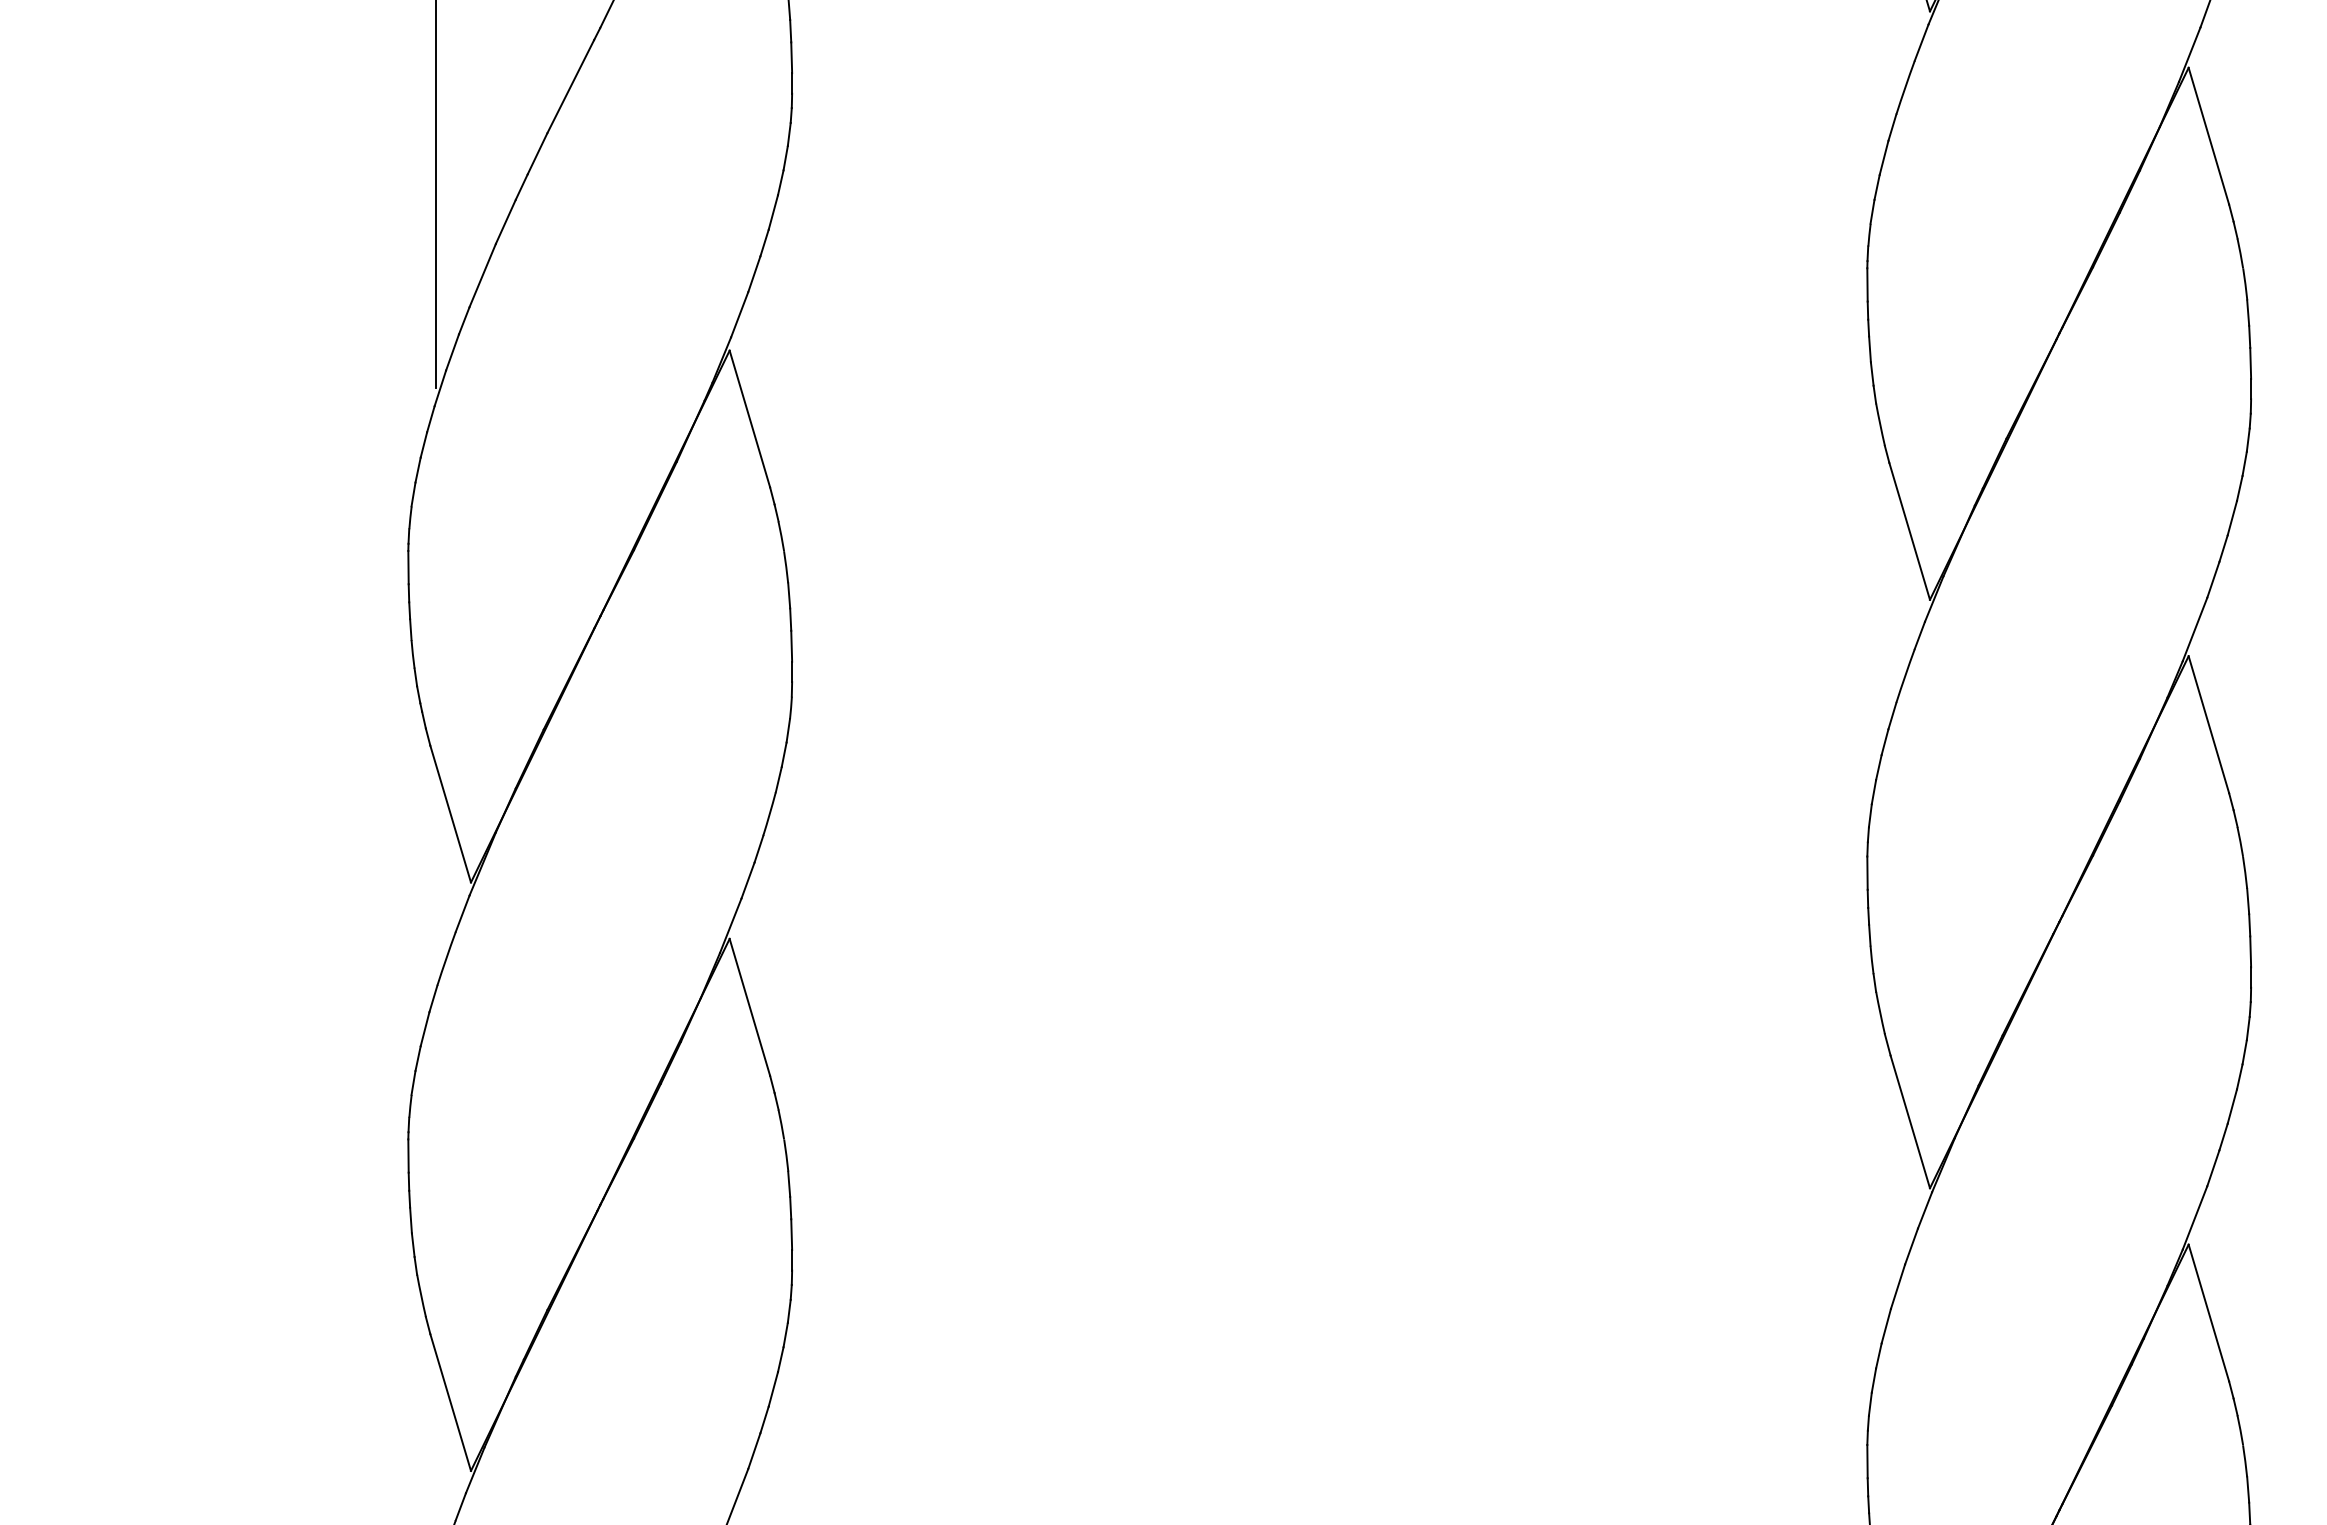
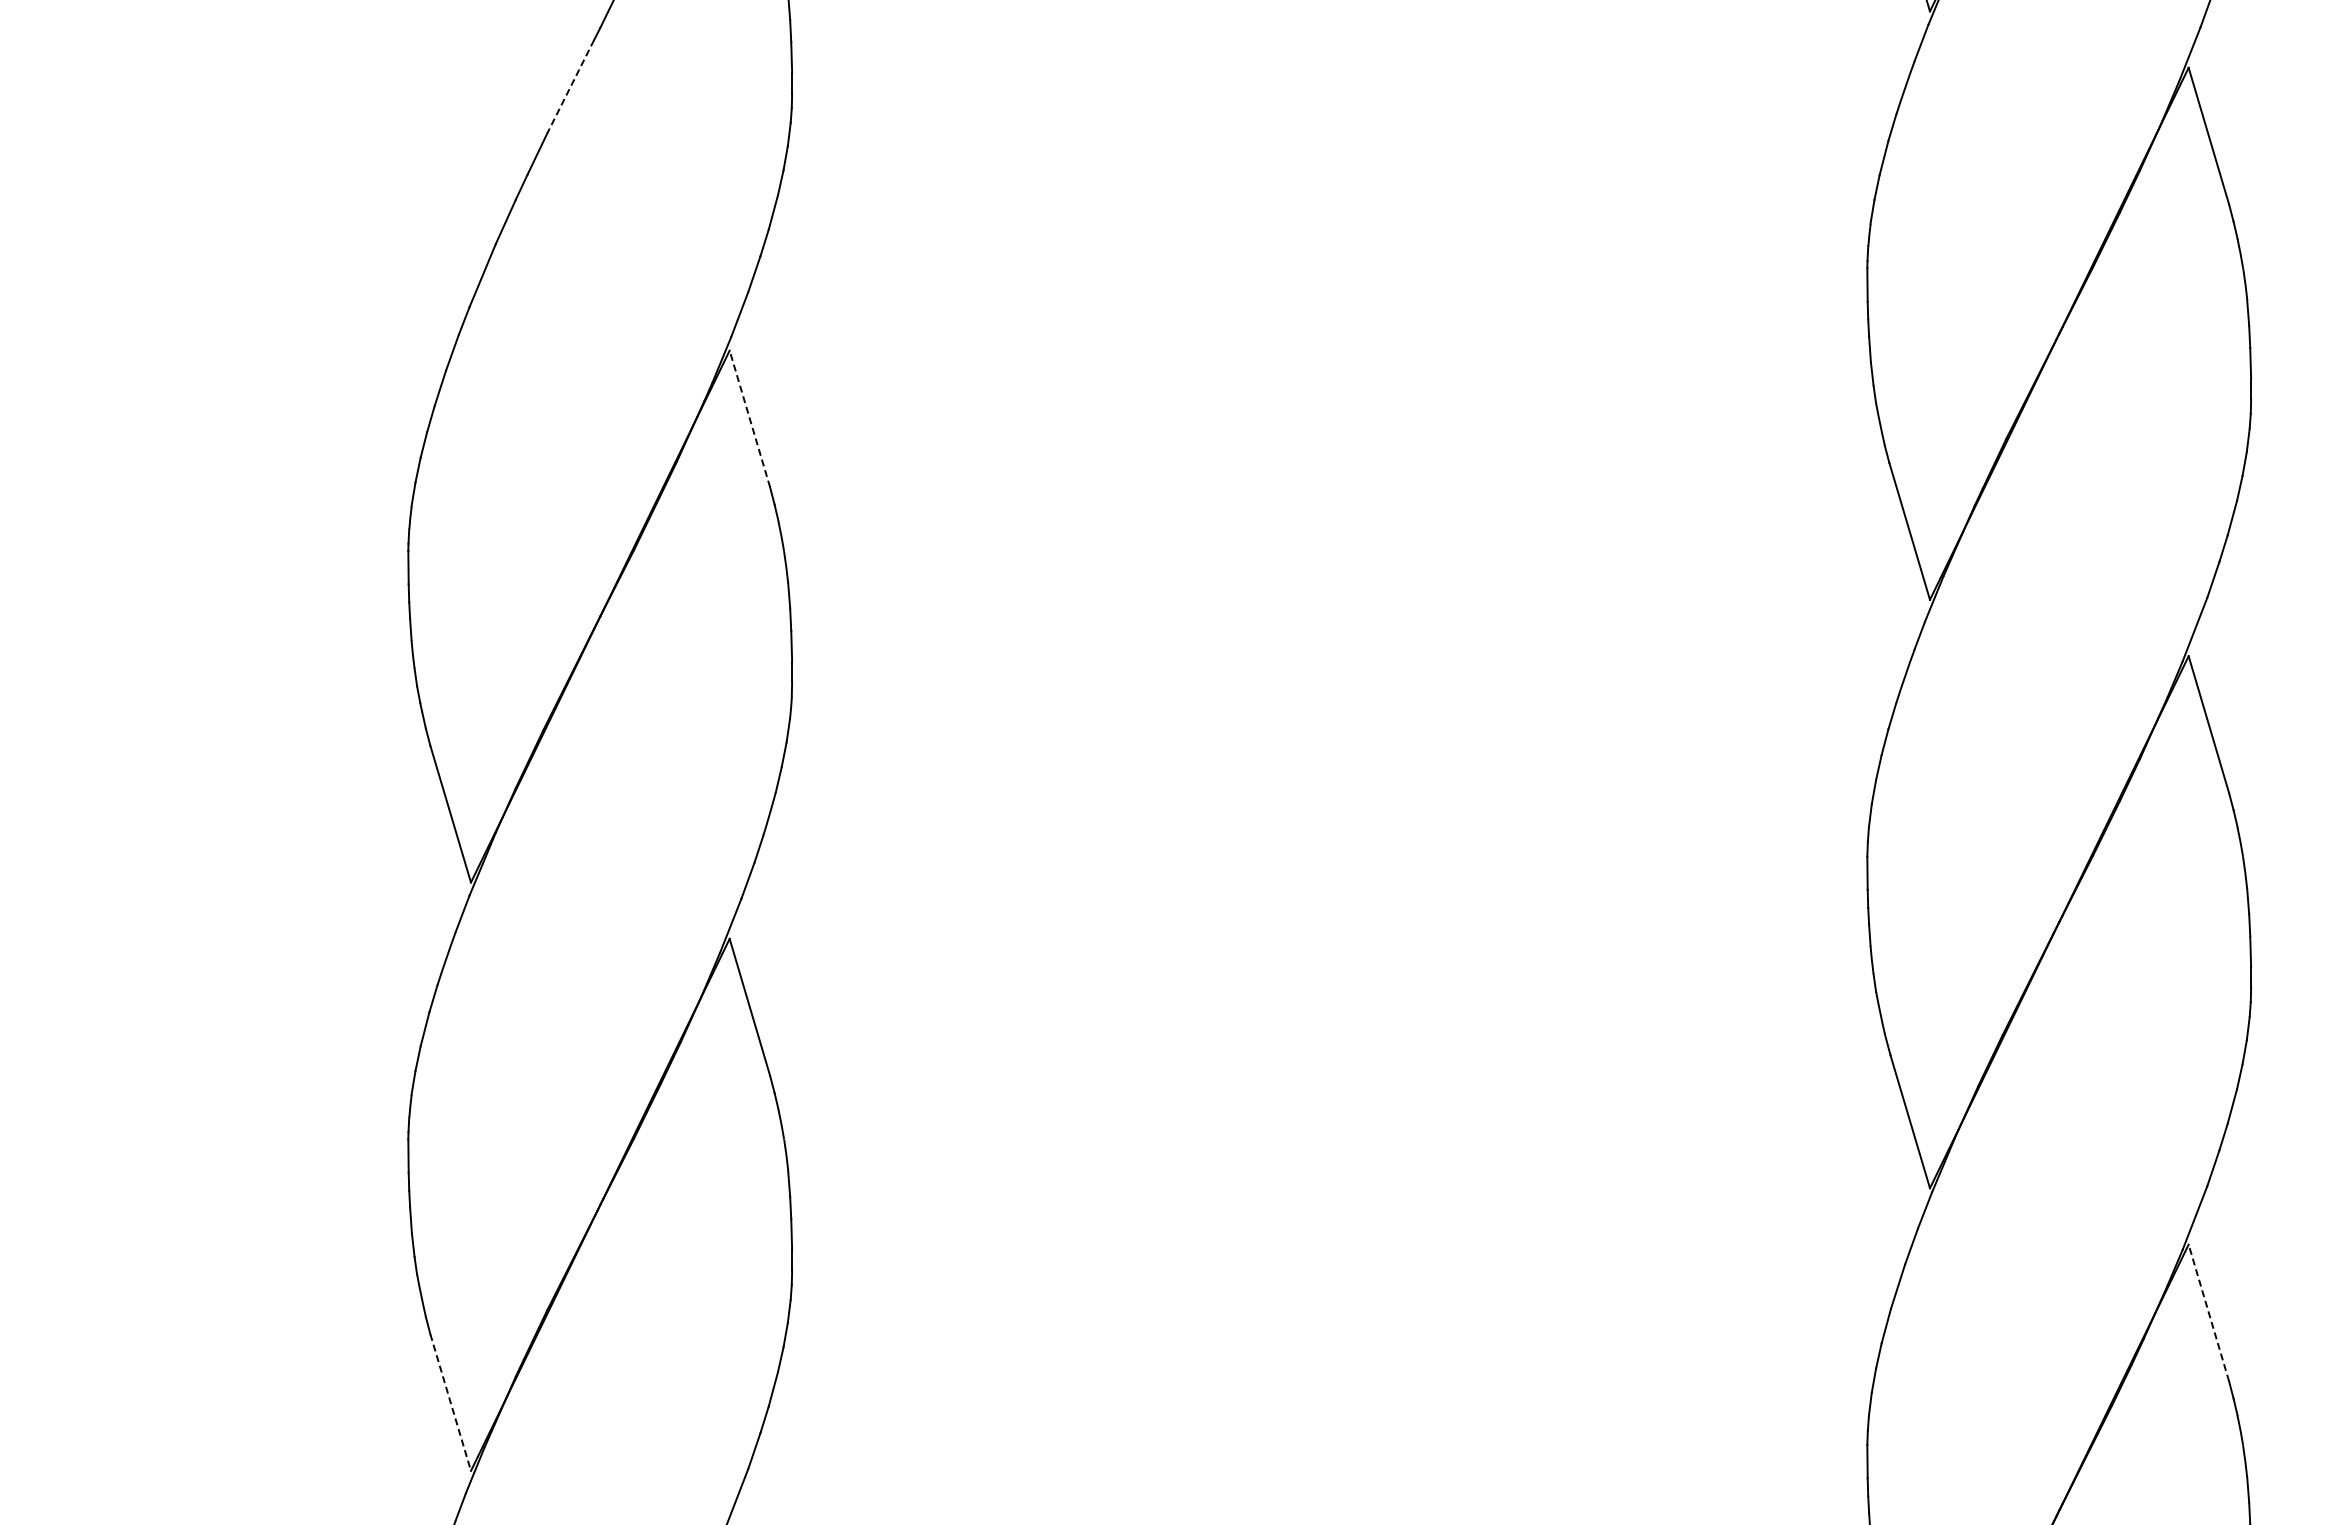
line: solid -> dashed (570, 87)
line: present -> none (436, 194)
line: solid -> dashed (749, 418)
line: solid -> dashed (2208, 1312)
line: solid -> dashed (450, 1403)
